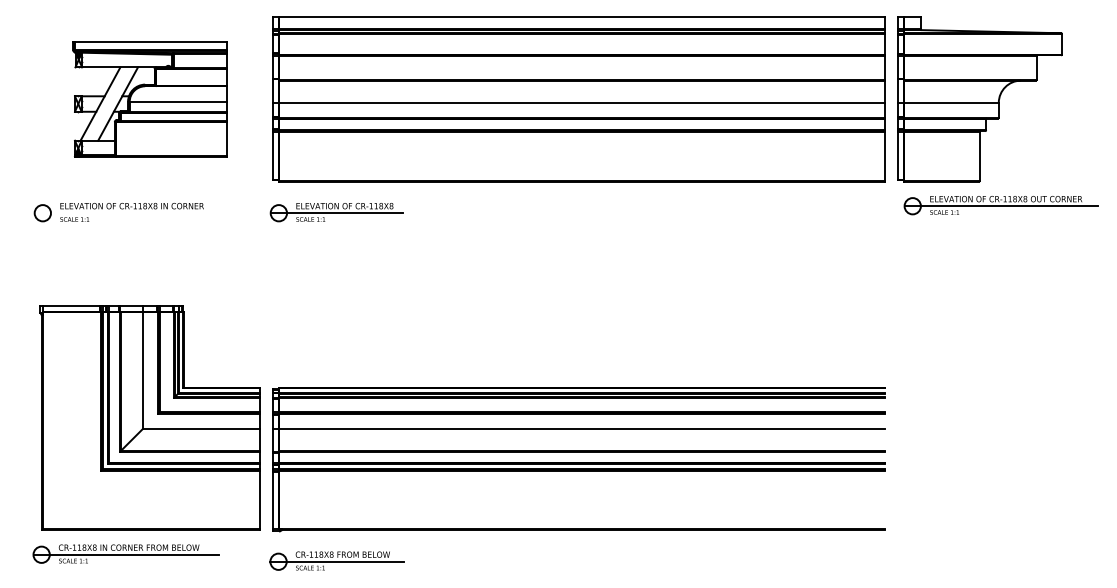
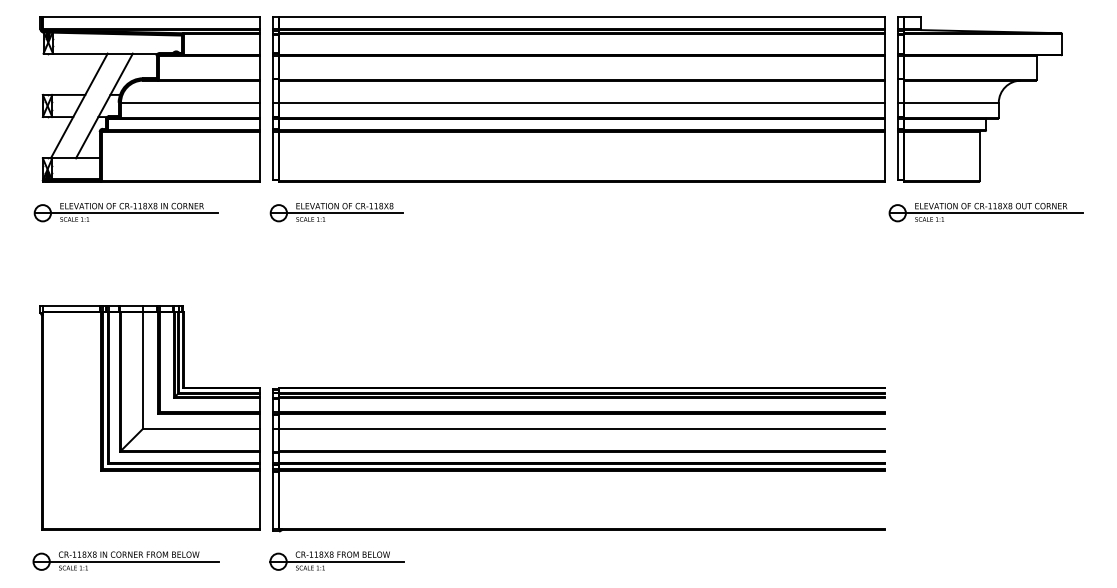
part size: 156x117 px -> 222x167 px (149, 99)
part position: (1000, 205) -> (985, 212) (985, 212)
line: none -> present (126, 213)
part position: (125, 553) -> (125, 560) (125, 560)
